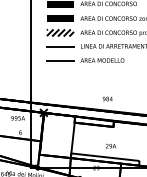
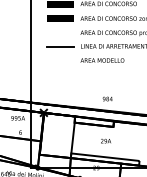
hatch: present -> none (60, 32)
line: present -> none (60, 61)
text position: (110, 145) -> (105, 140) (105, 140)
